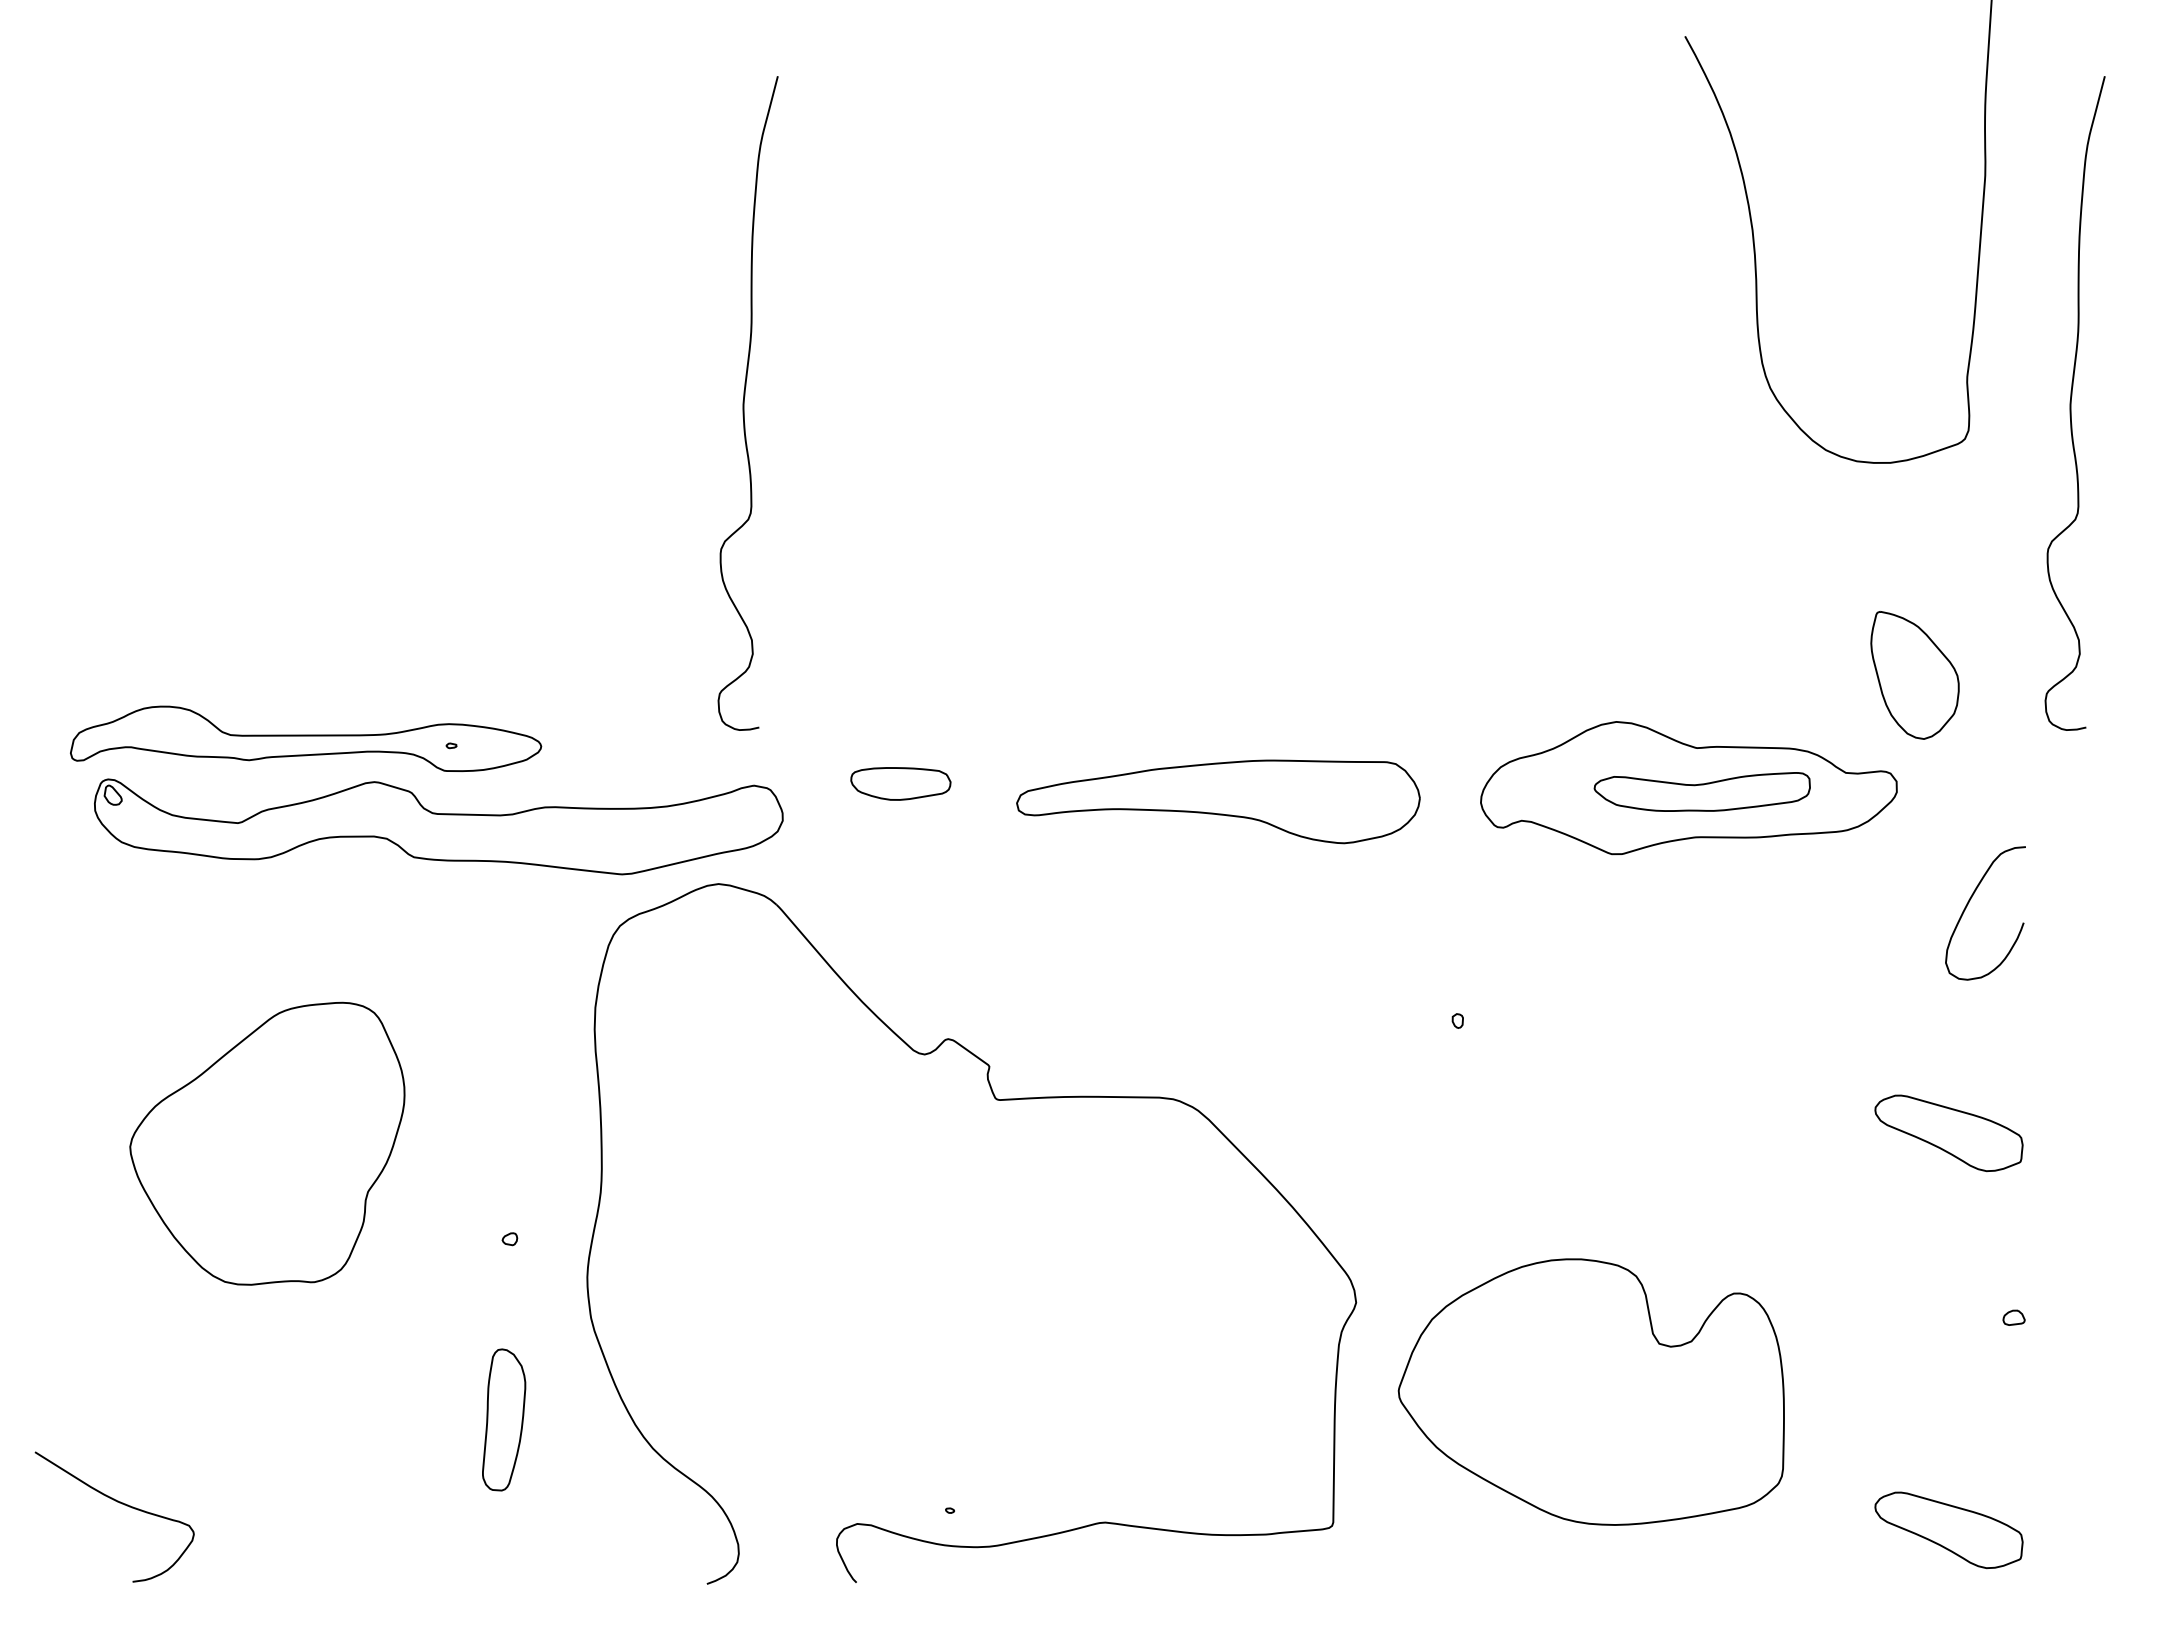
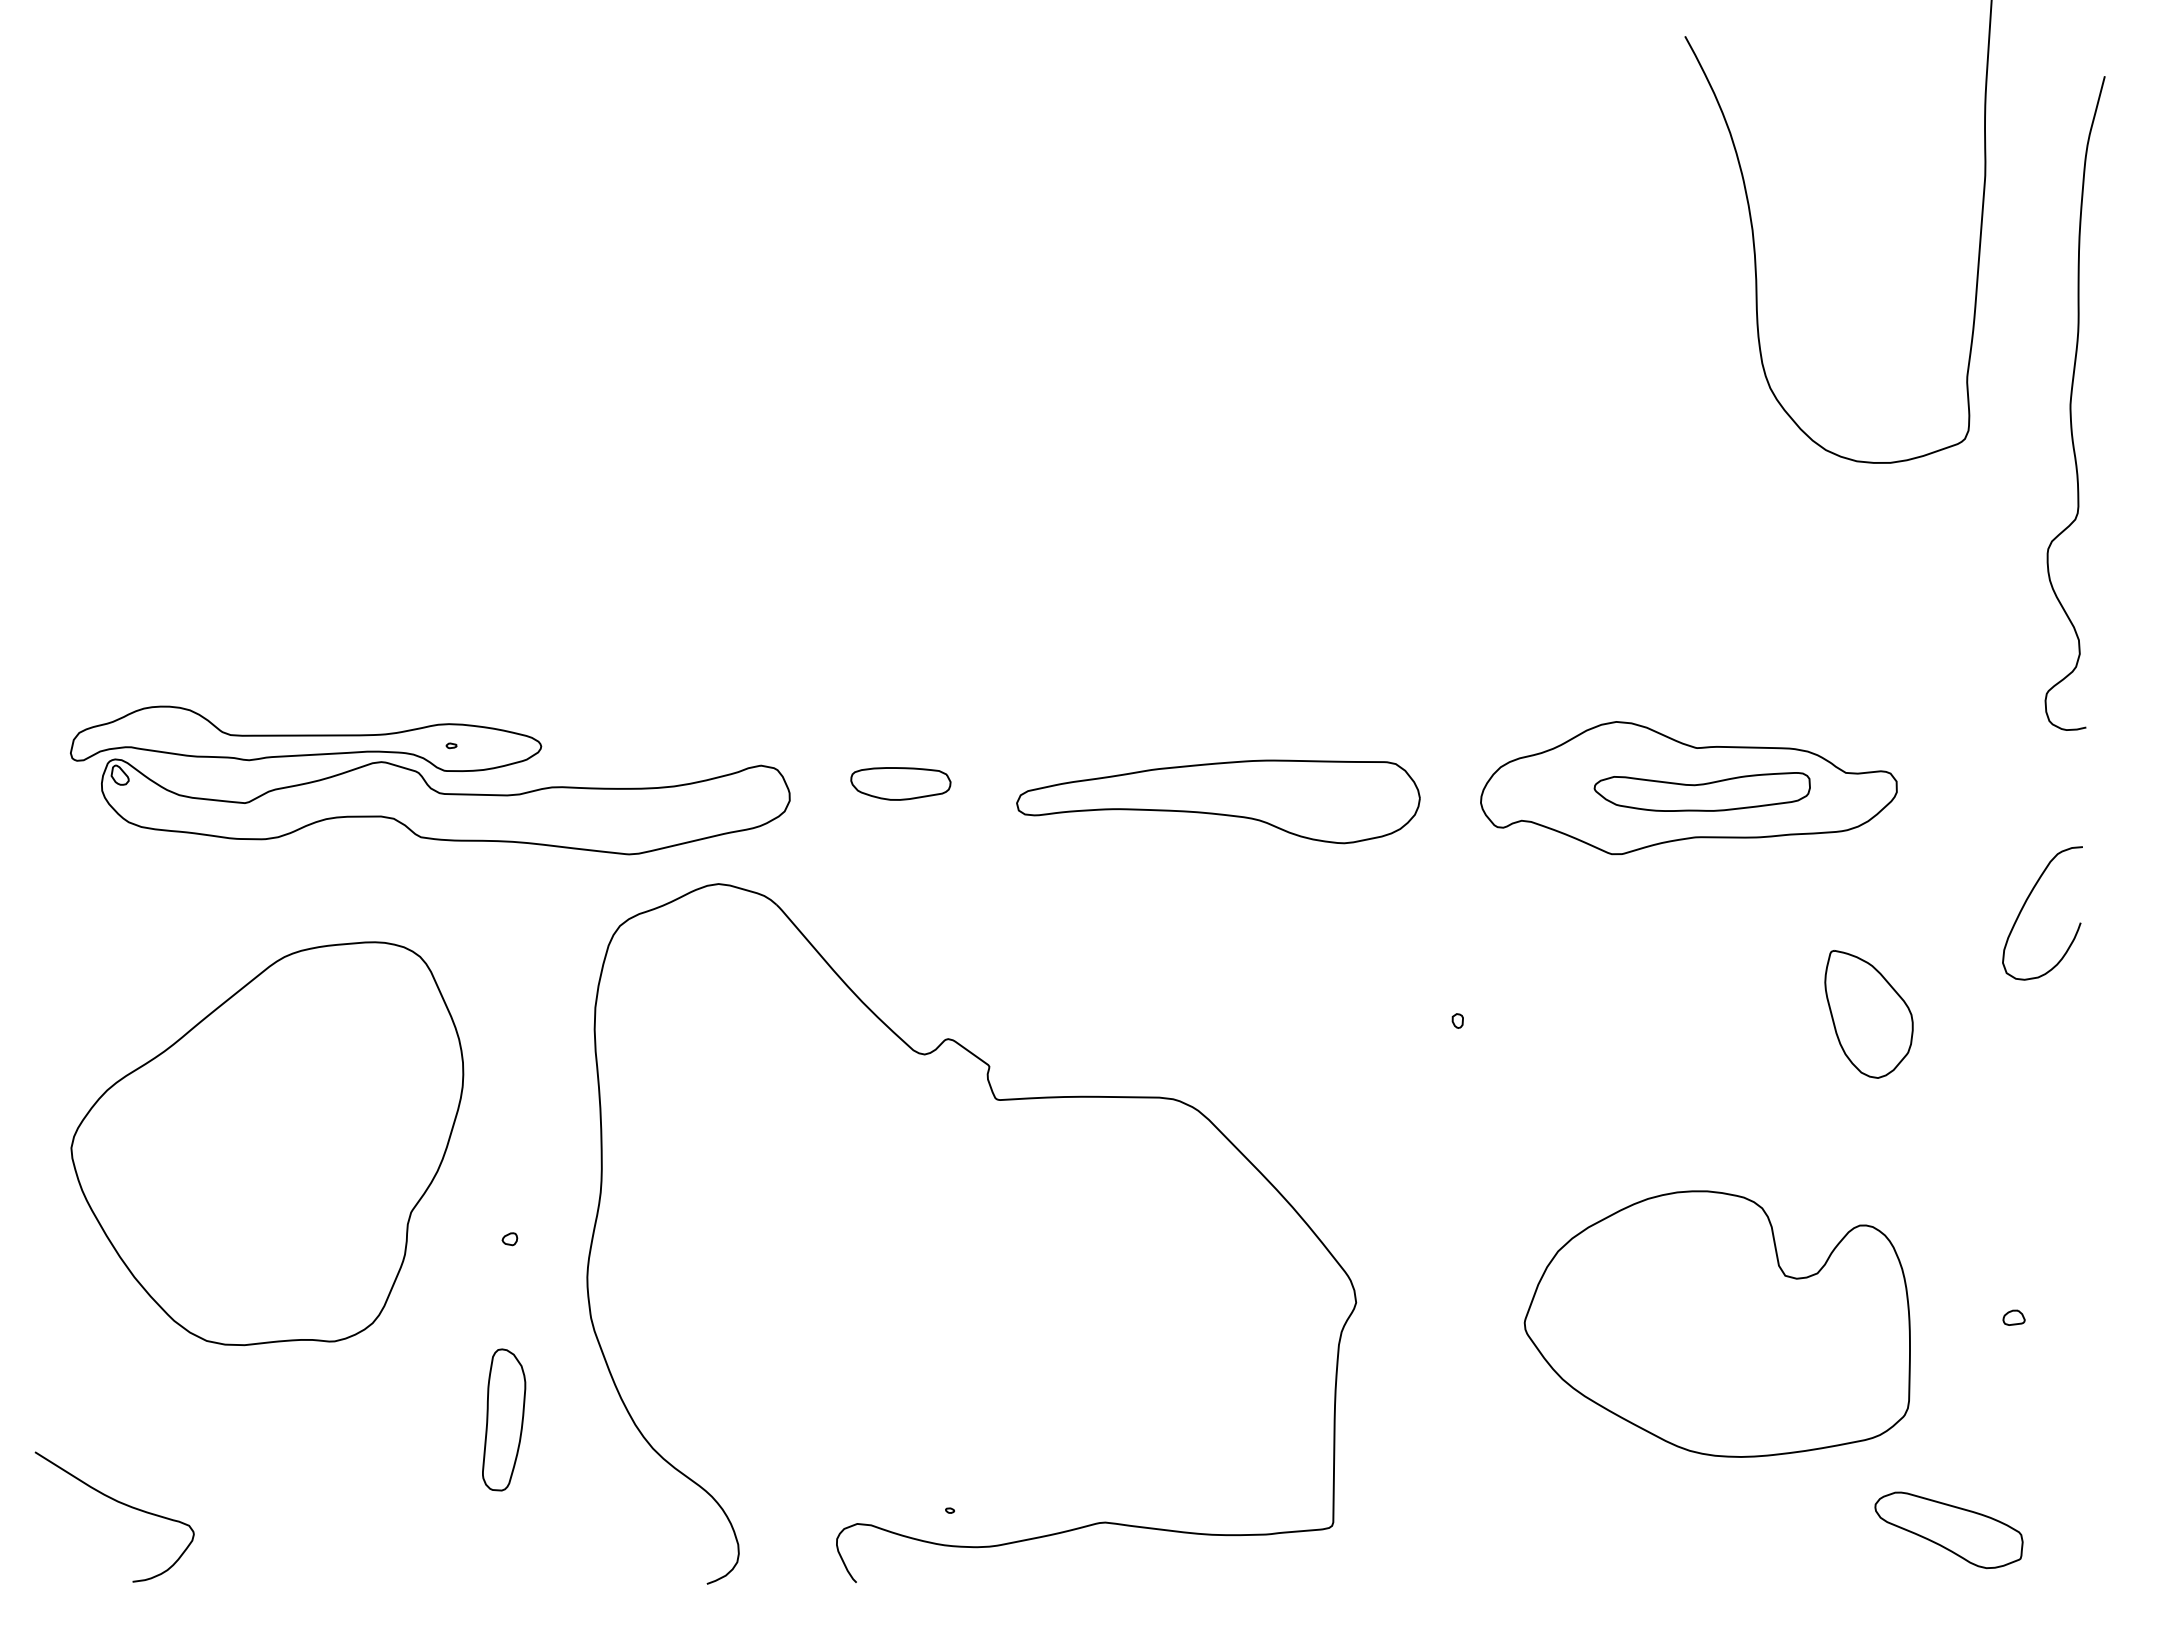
curve: present -> none (744, 403)
part position: (1914, 675) -> (1868, 1014) (1868, 1014)
part position: (438, 826) -> (445, 806) (445, 806)
curve position: (1968, 904) -> (2025, 904) (2025, 904)
part: present -> none (1948, 1133)
part size: 277x285 px -> 395x406 px (267, 1143)
part position: (1590, 1391) -> (1716, 1323) (1716, 1323)
